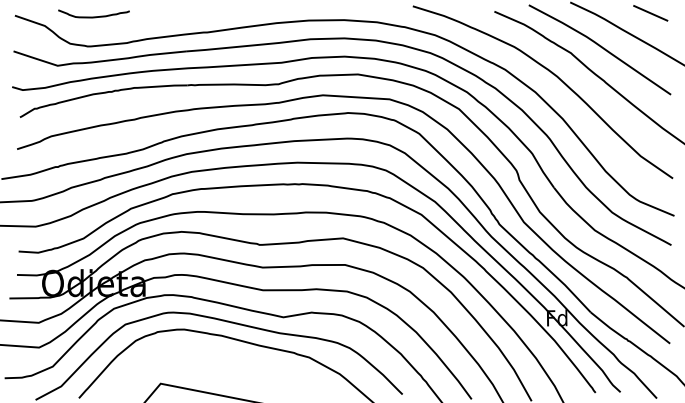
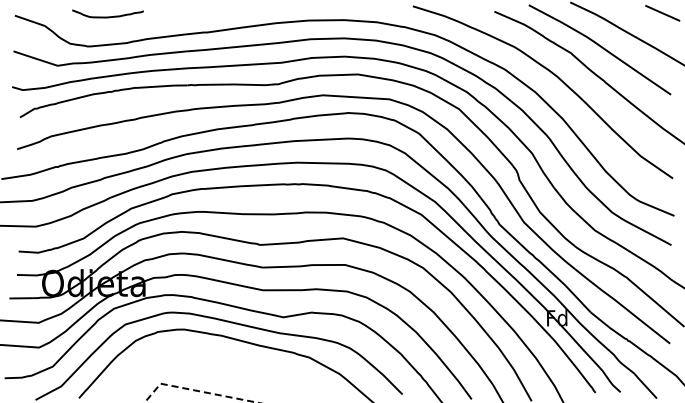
line position: (650, 13) -> (662, 13) (662, 13)
curve position: (93, 16) -> (107, 16) (107, 16)
line: solid -> dashed (196, 390)
